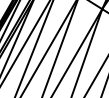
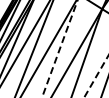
line: solid -> dashed (59, 49)
line: solid -> dashed (96, 77)
